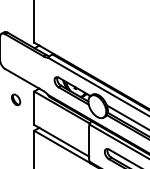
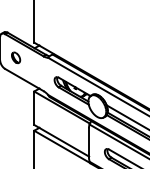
part position: (16, 99) -> (16, 57) (16, 57)
